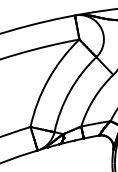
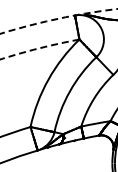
arc: solid -> dashed (57, 18)
arc: solid -> dashed (38, 48)
